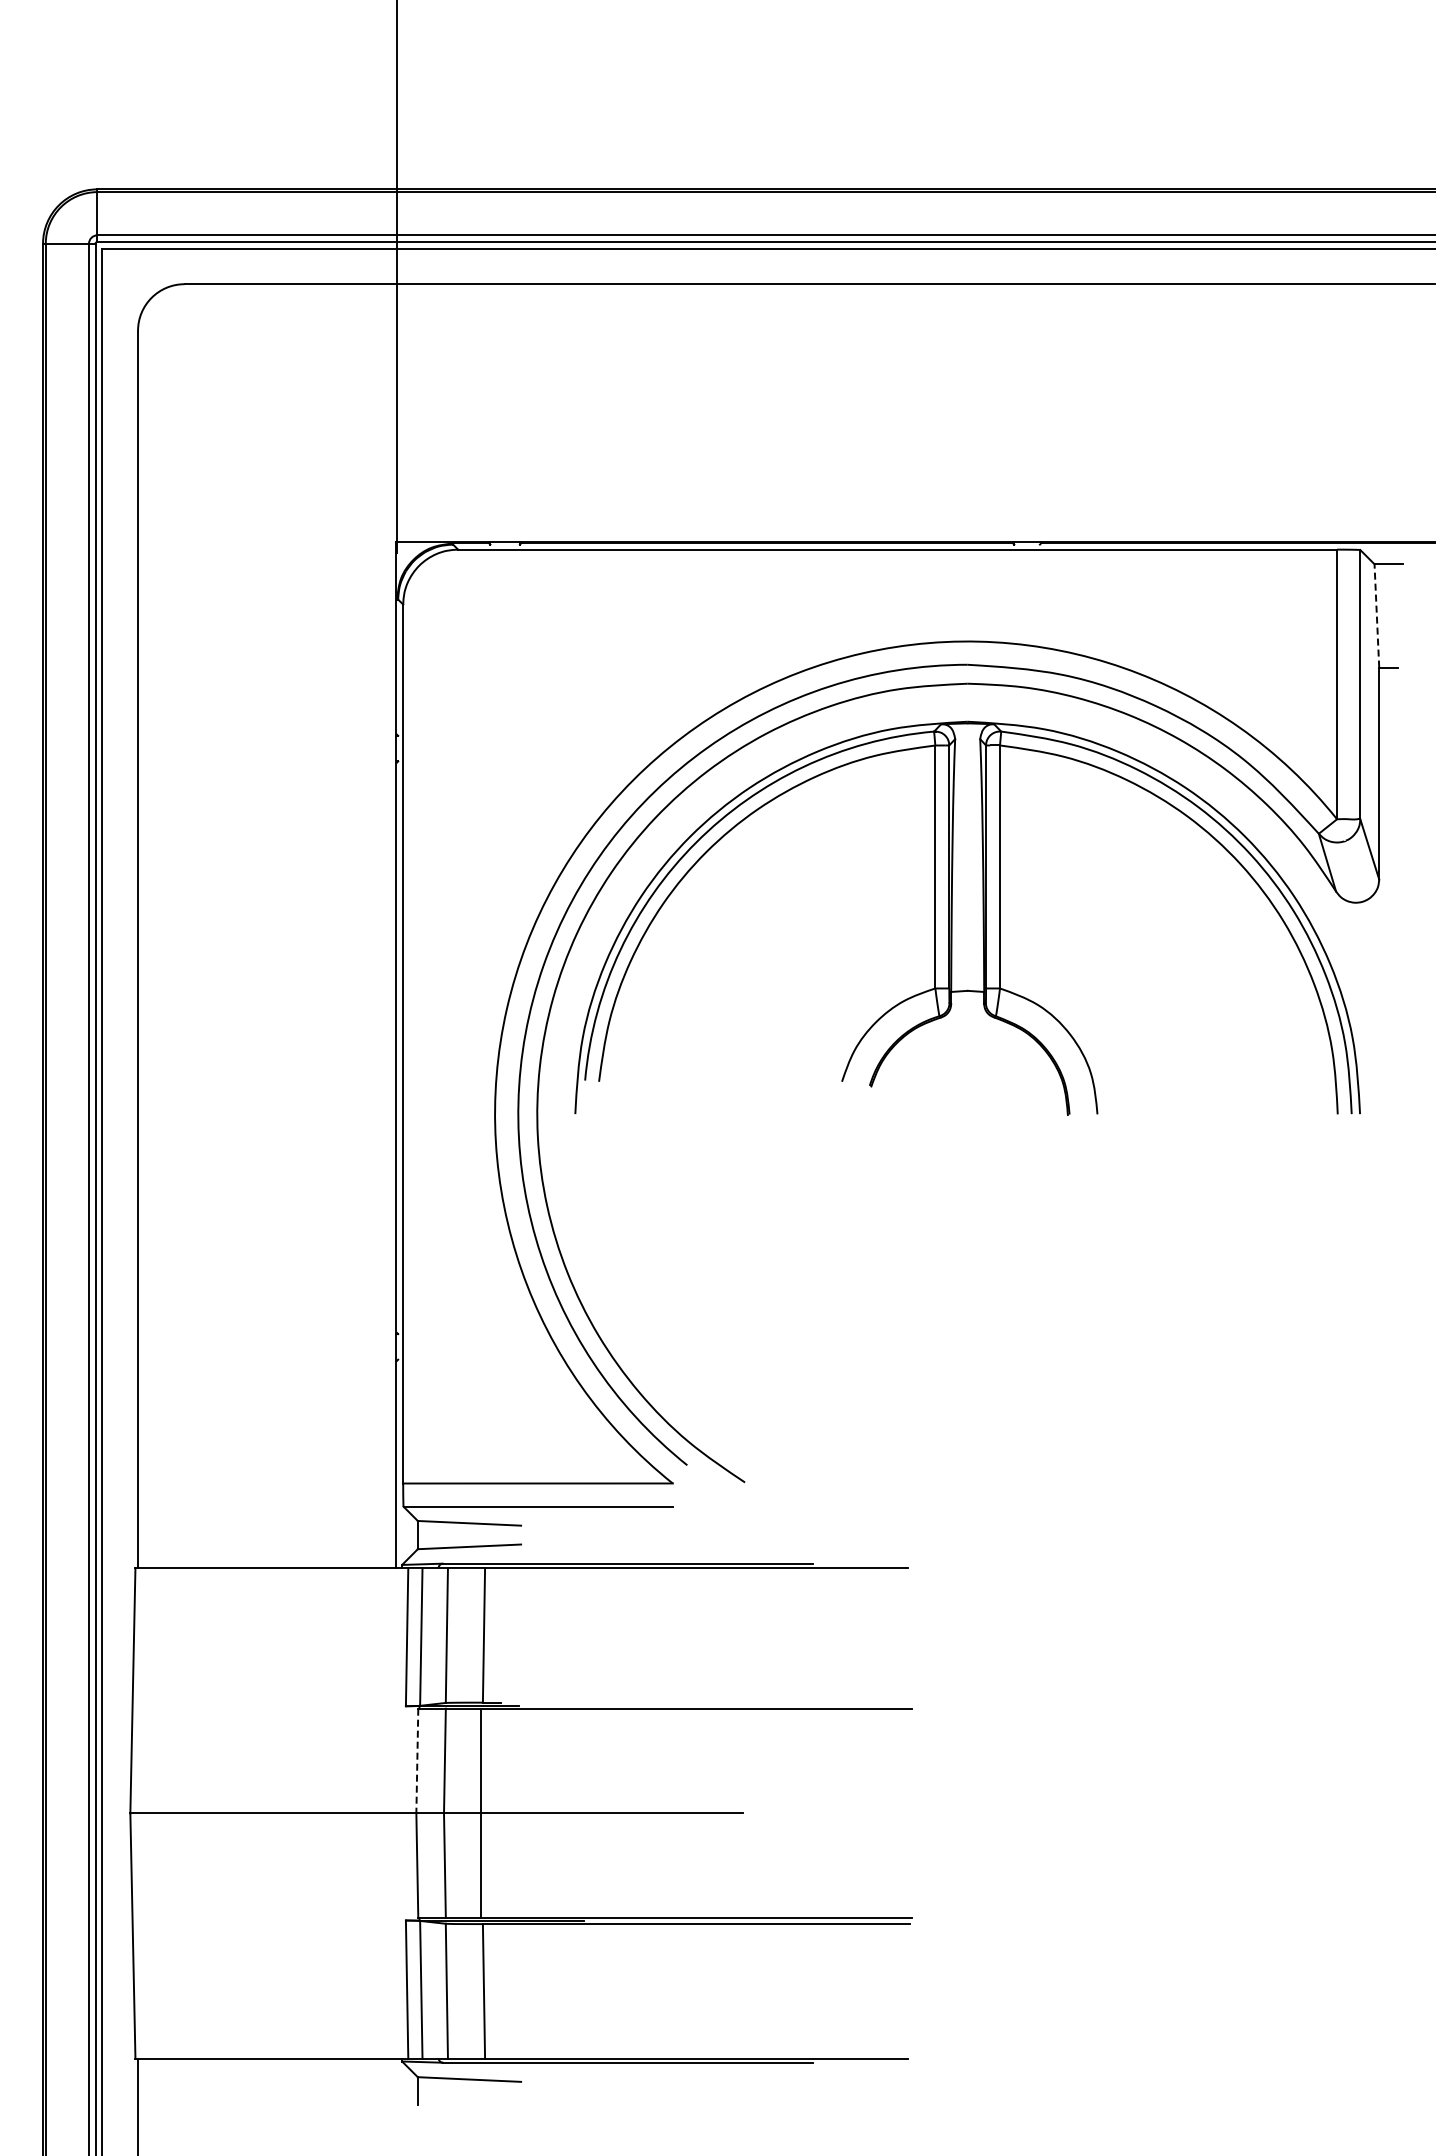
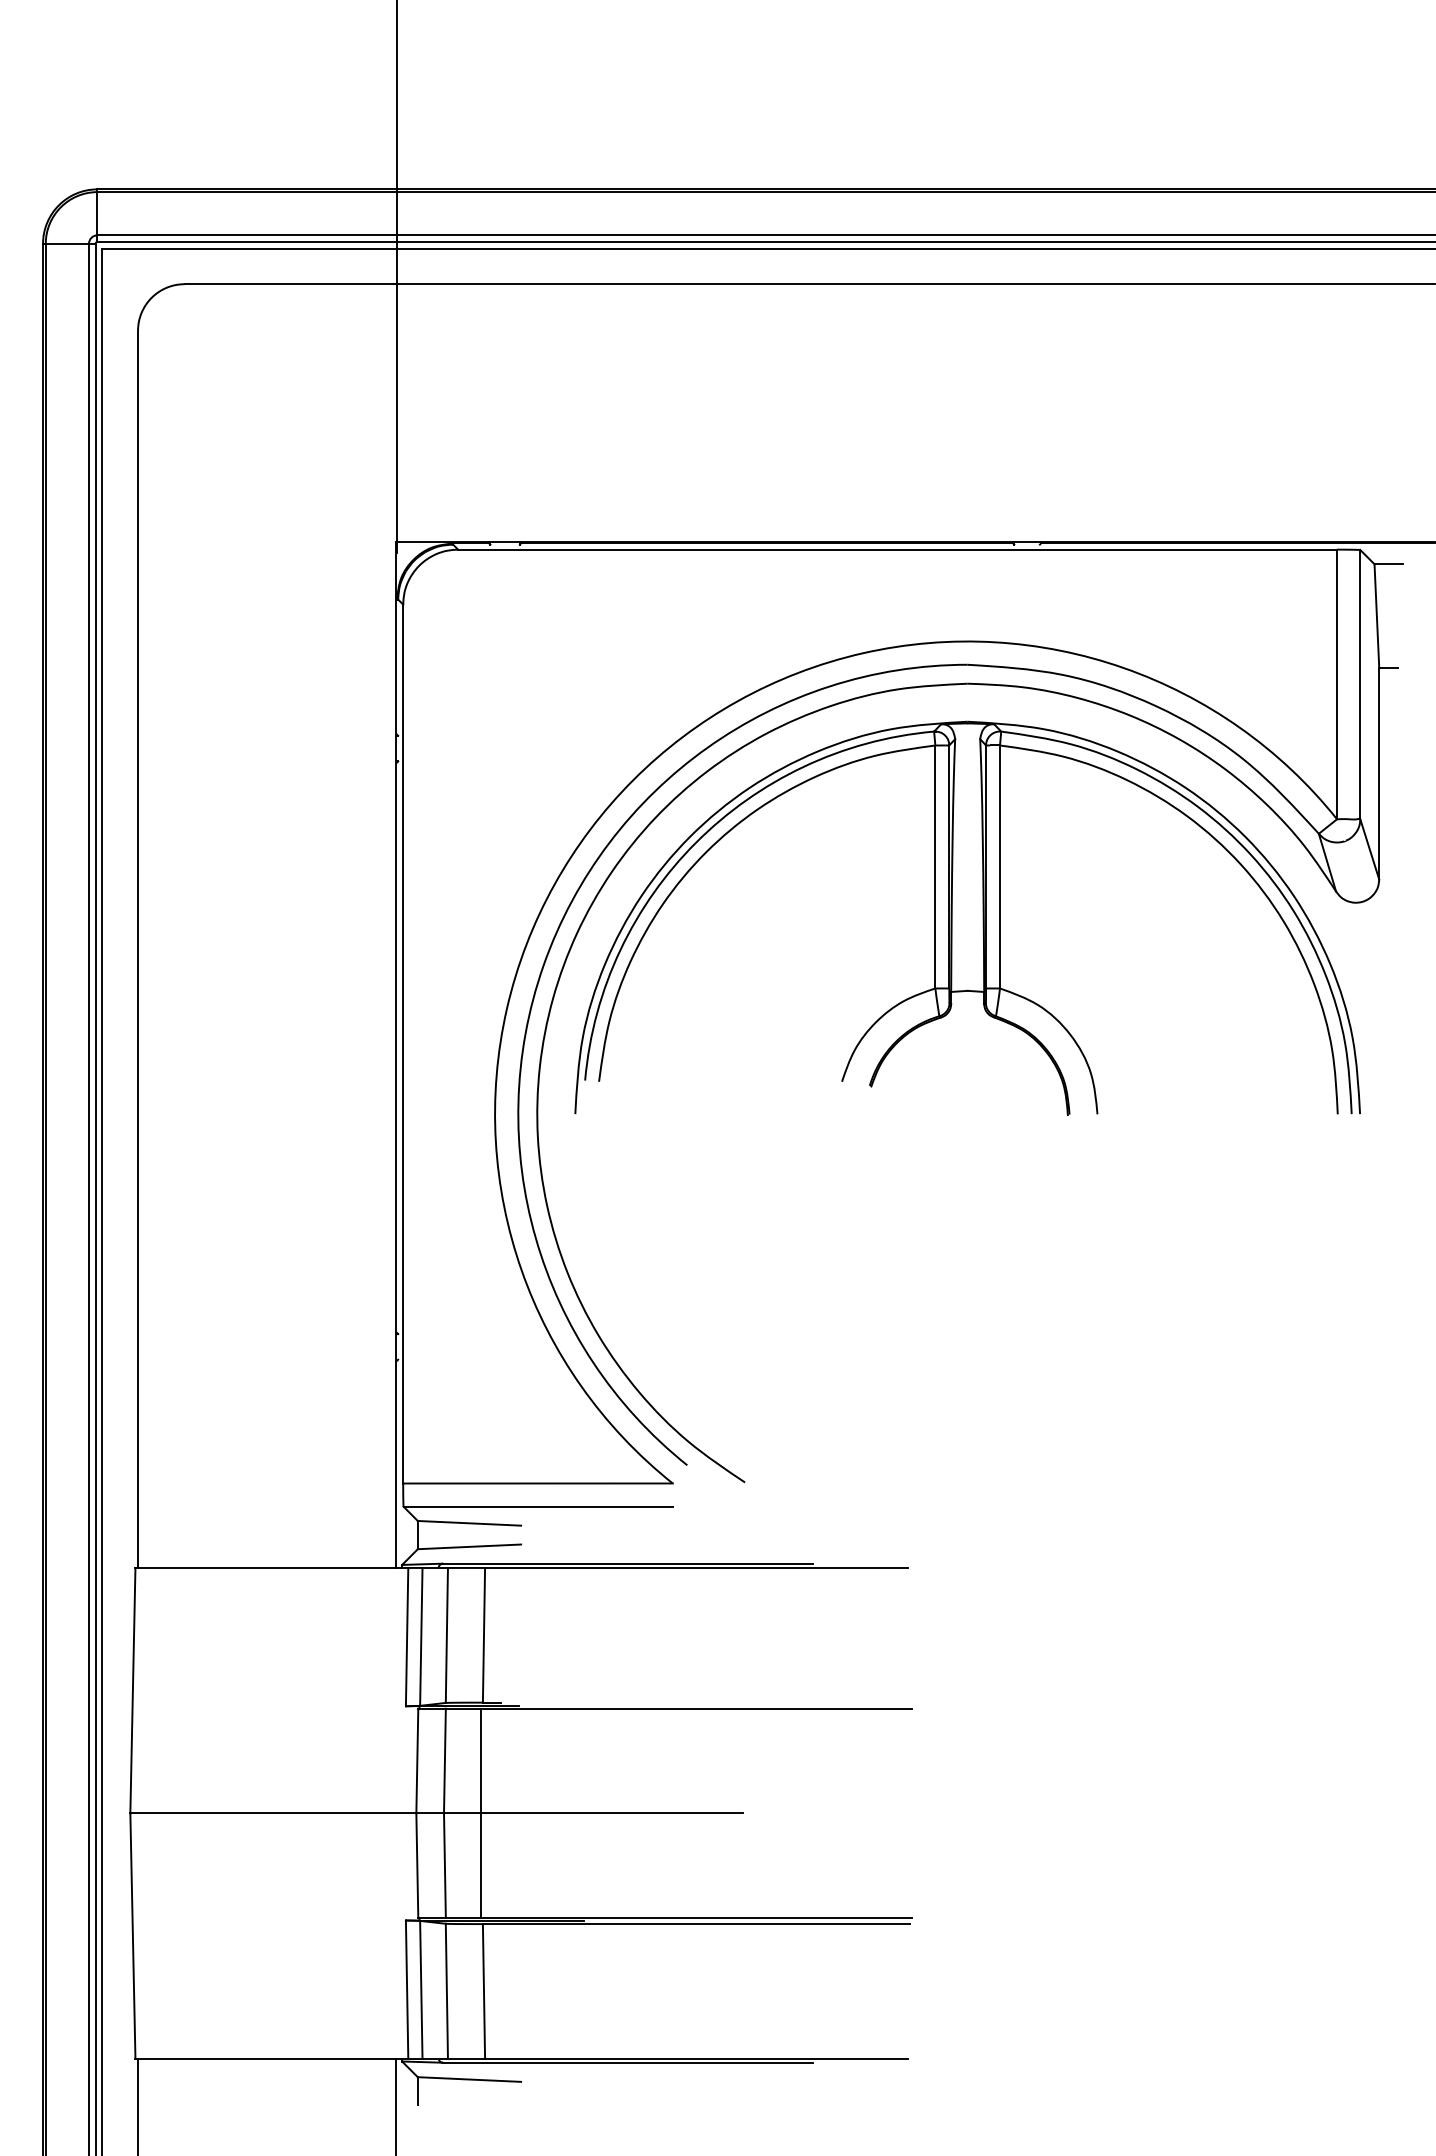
line: dashed -> solid (1376, 615)
line: dashed -> solid (417, 1761)
line: none -> present (395, 2105)
